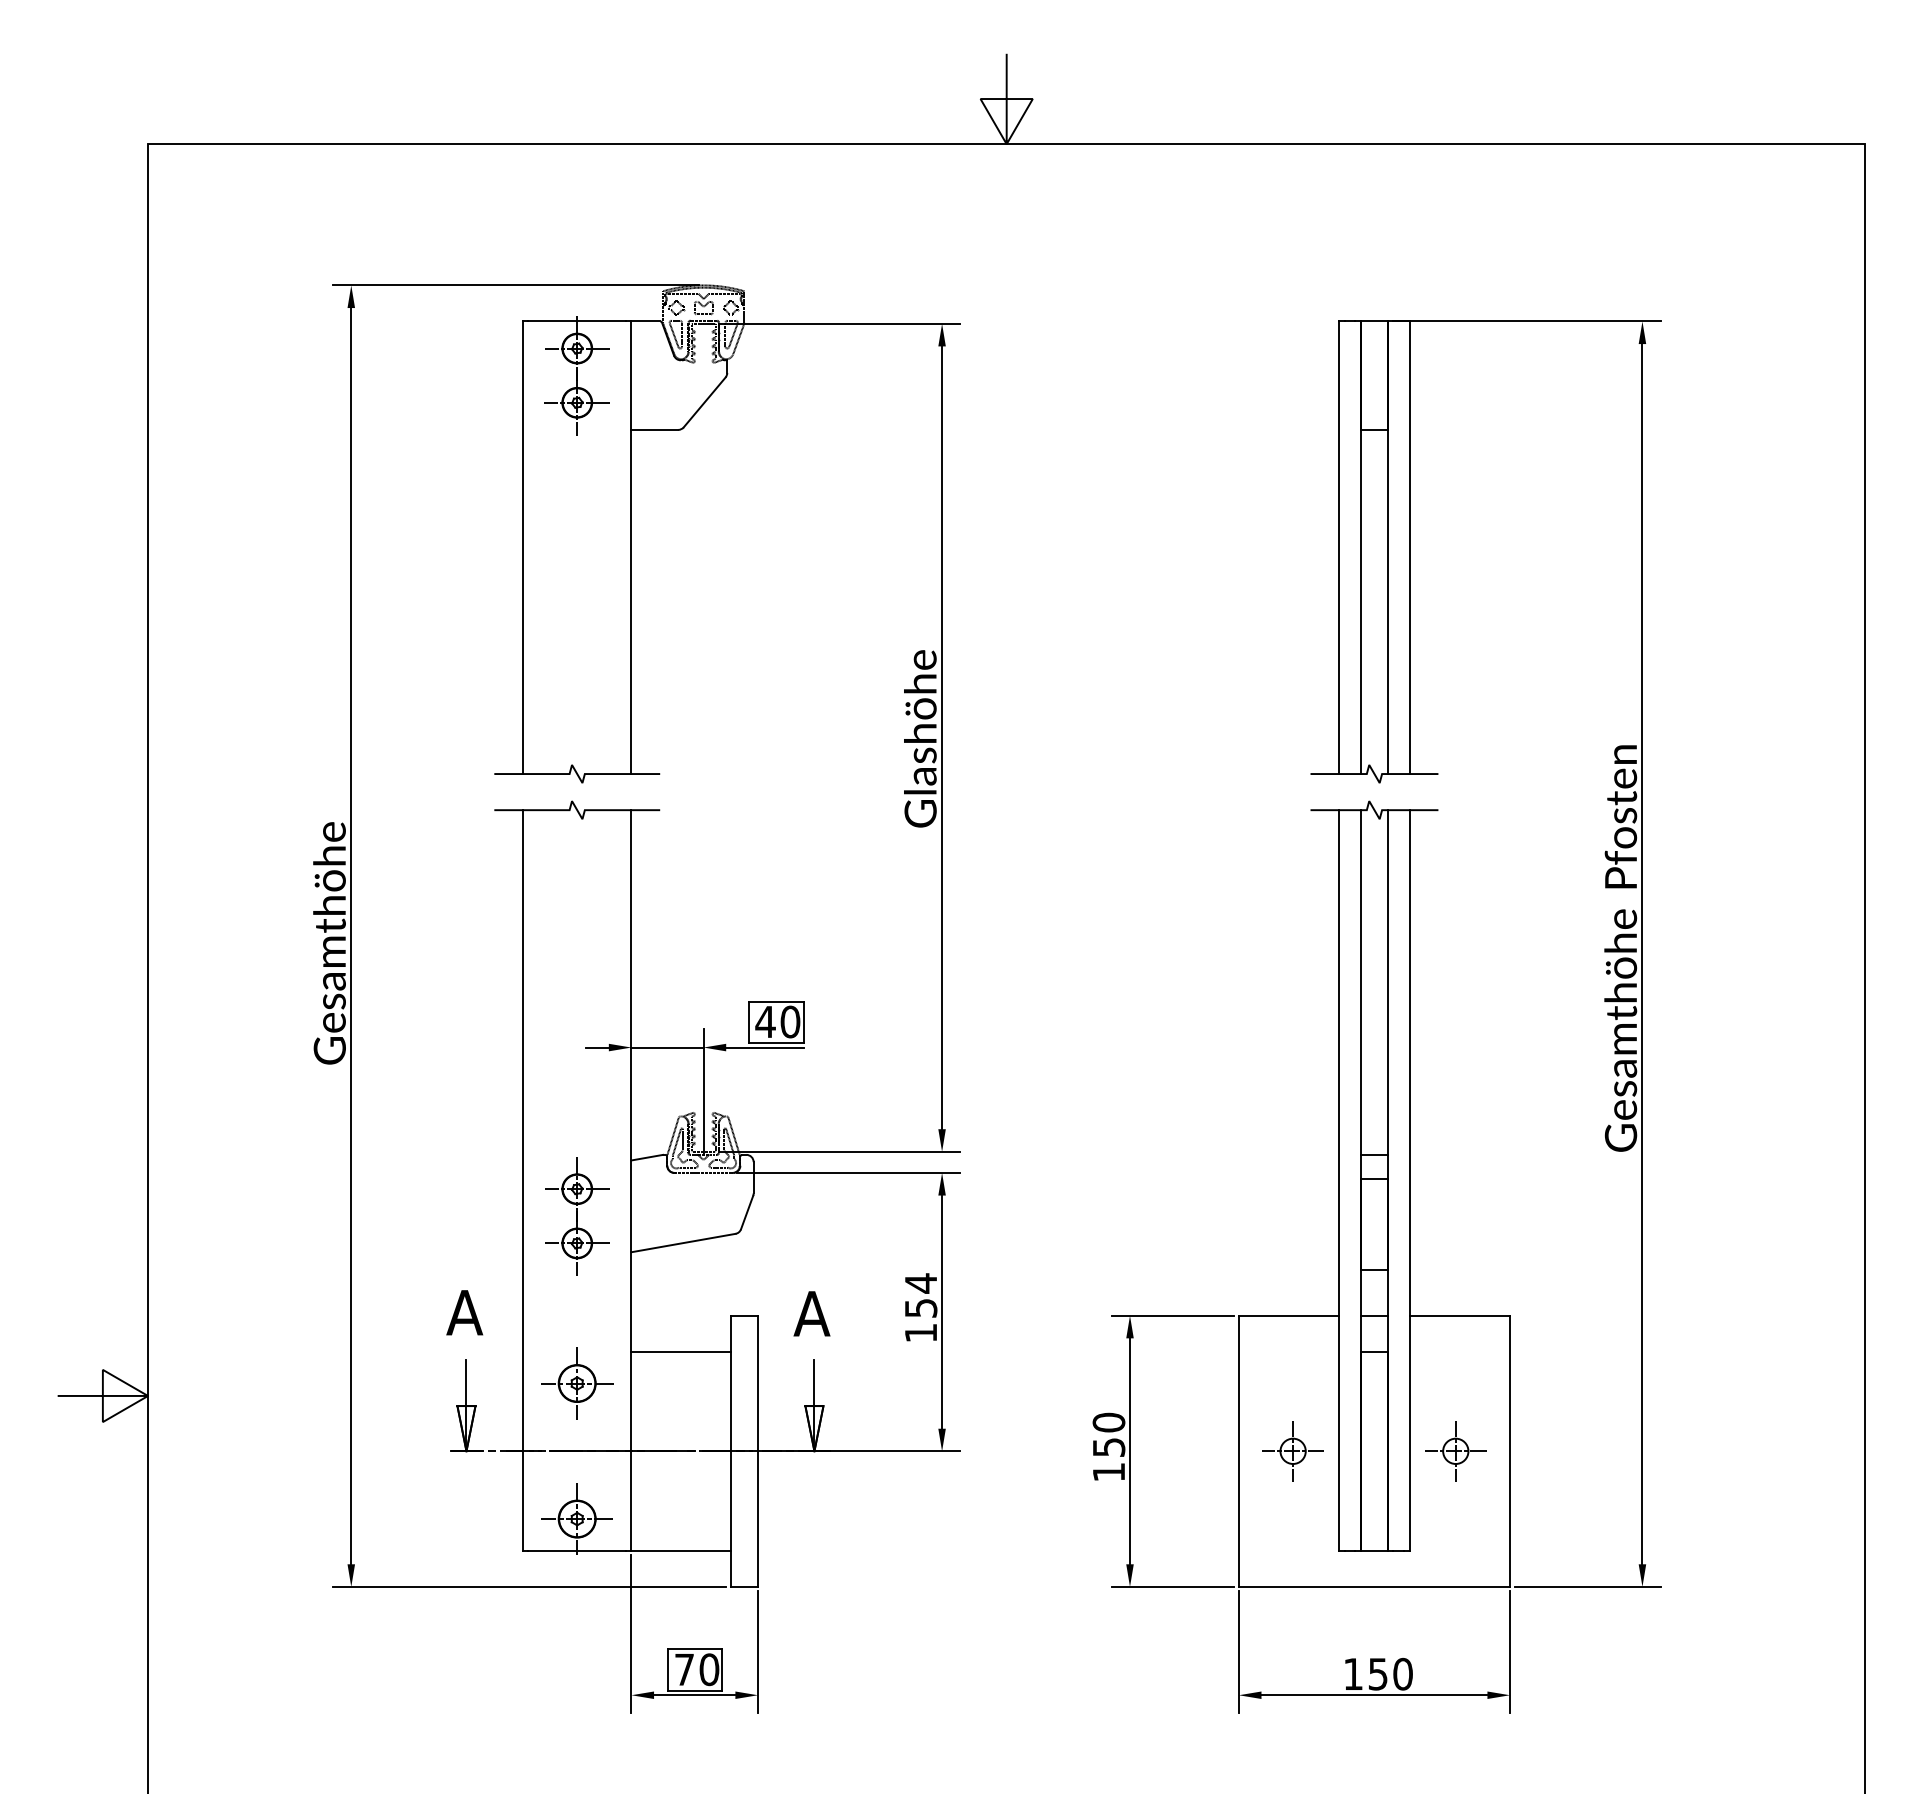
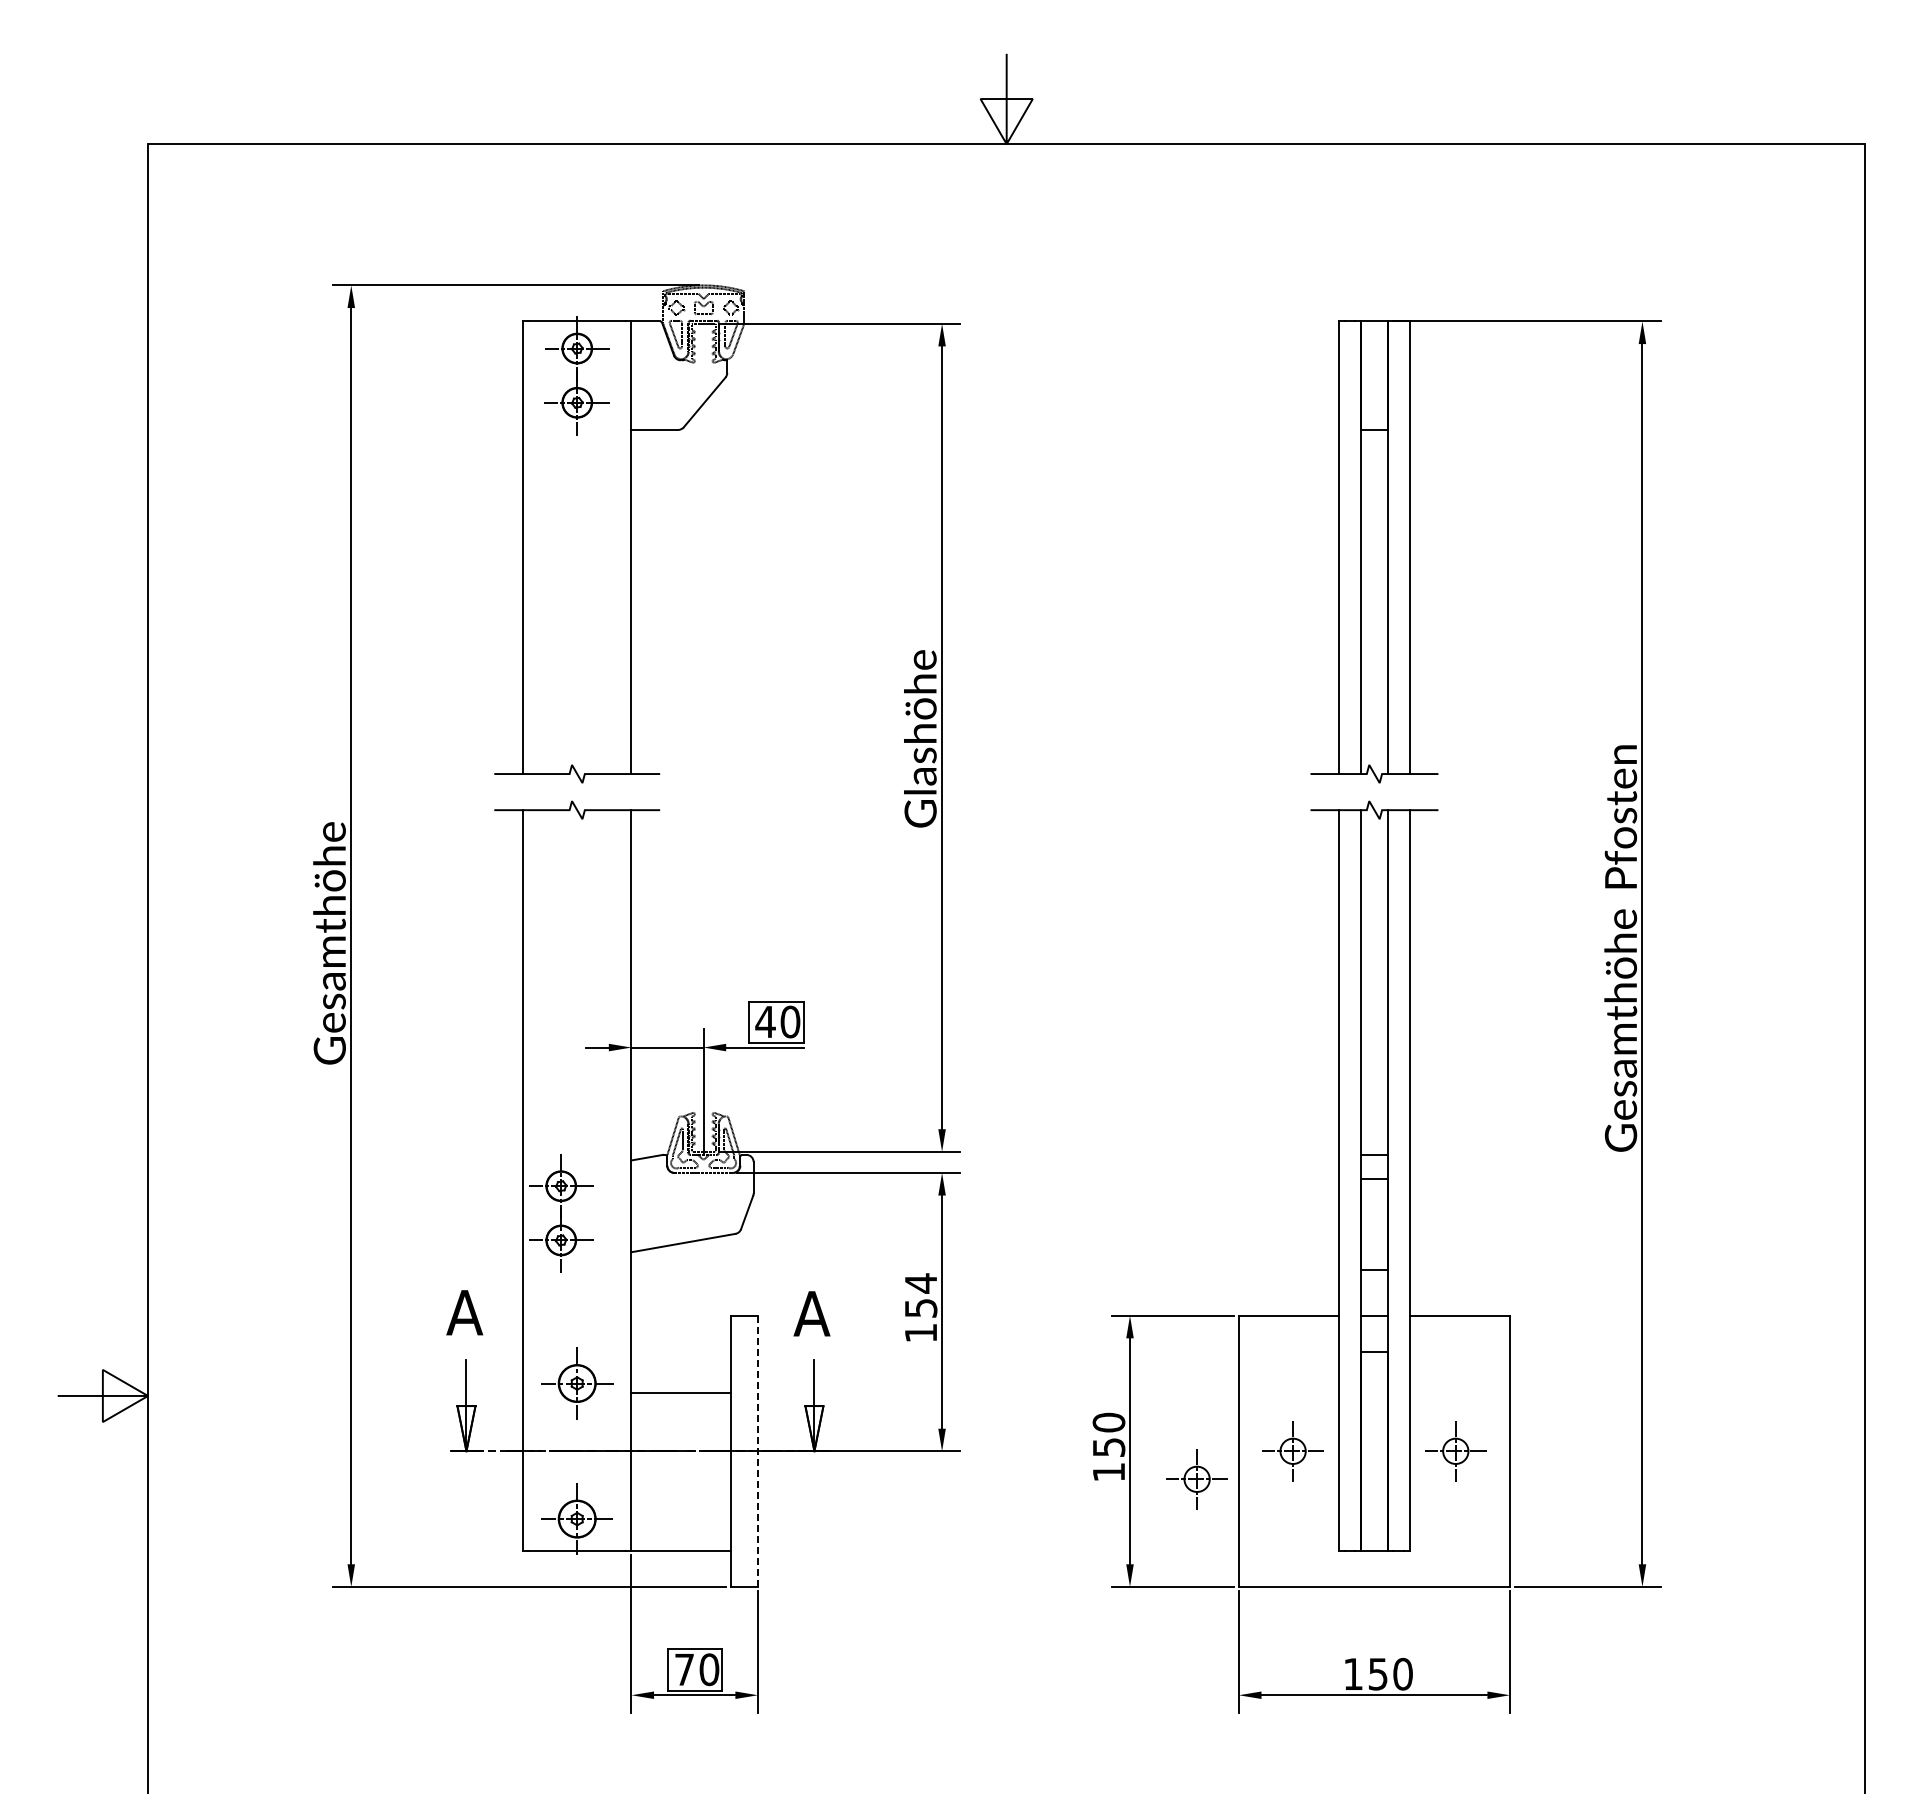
part position: (577, 1216) -> (561, 1213) (561, 1213)
line position: (680, 1351) -> (680, 1392) (680, 1392)
line: solid -> dashed (758, 1451)
part: none -> present (1196, 1479)
